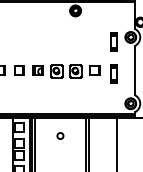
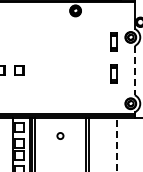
line: solid -> dashed (134, 70)
part: present -> none (66, 71)
line: solid -> dashed (117, 144)
